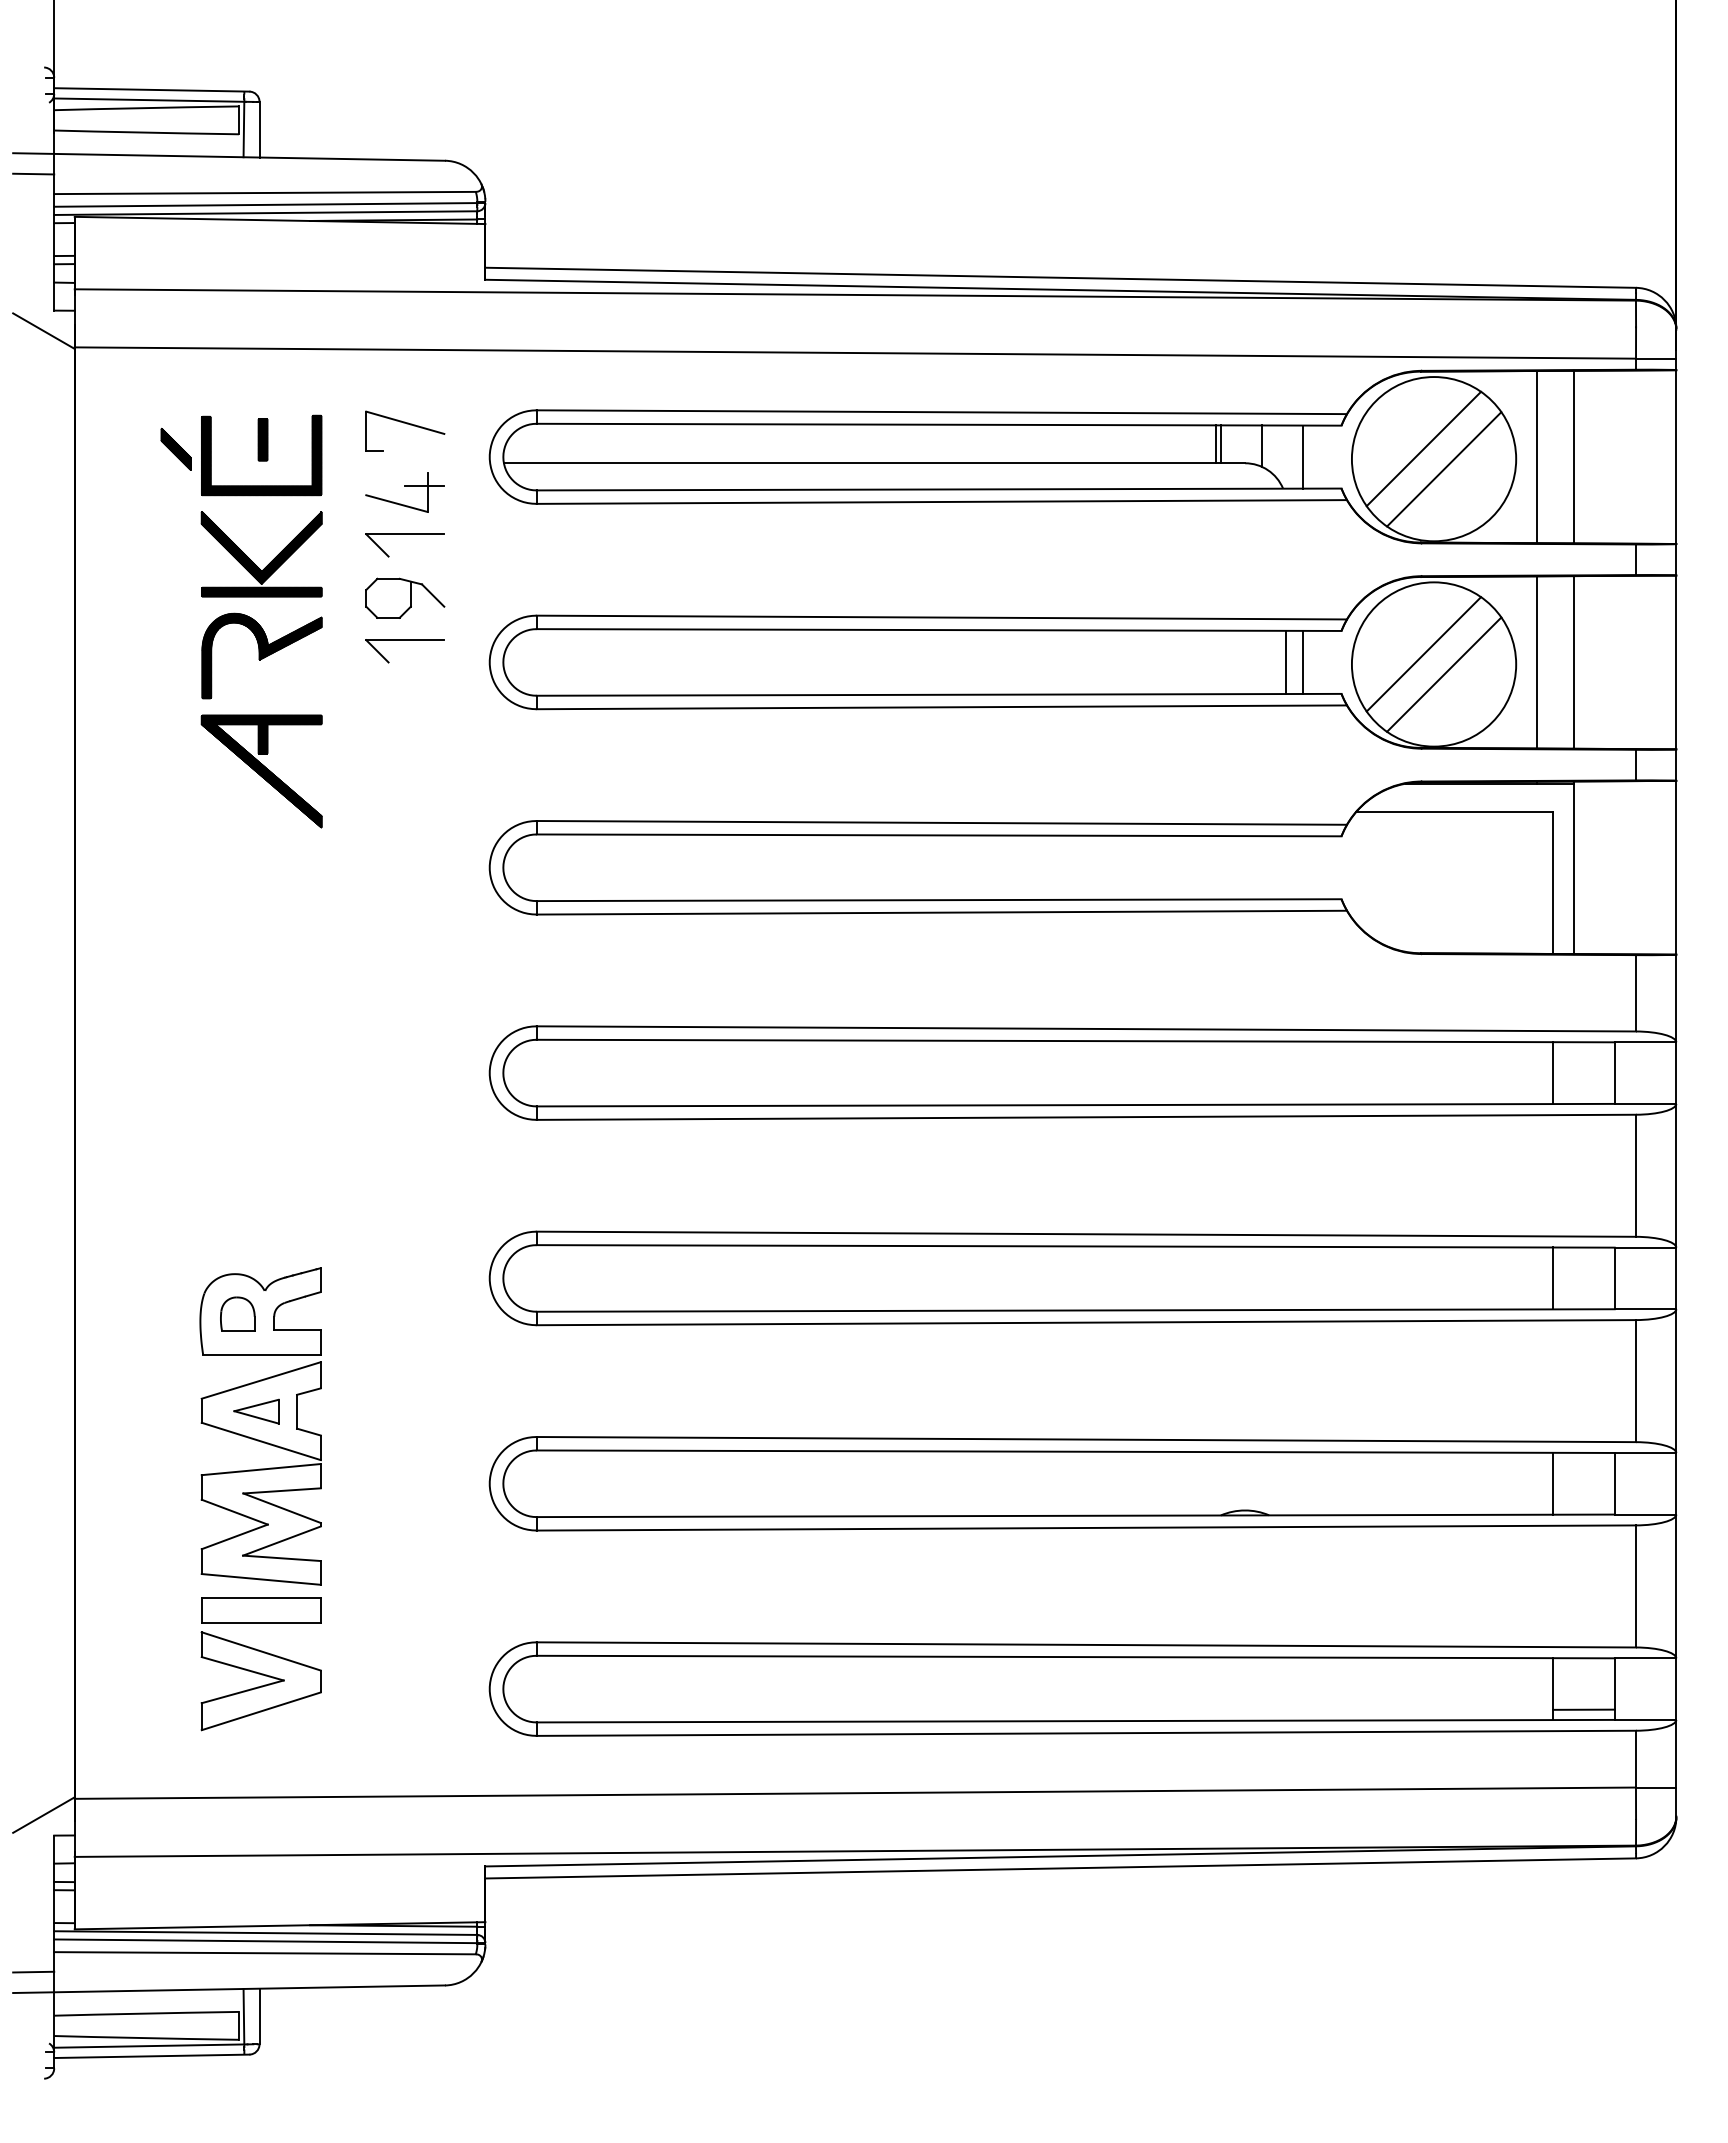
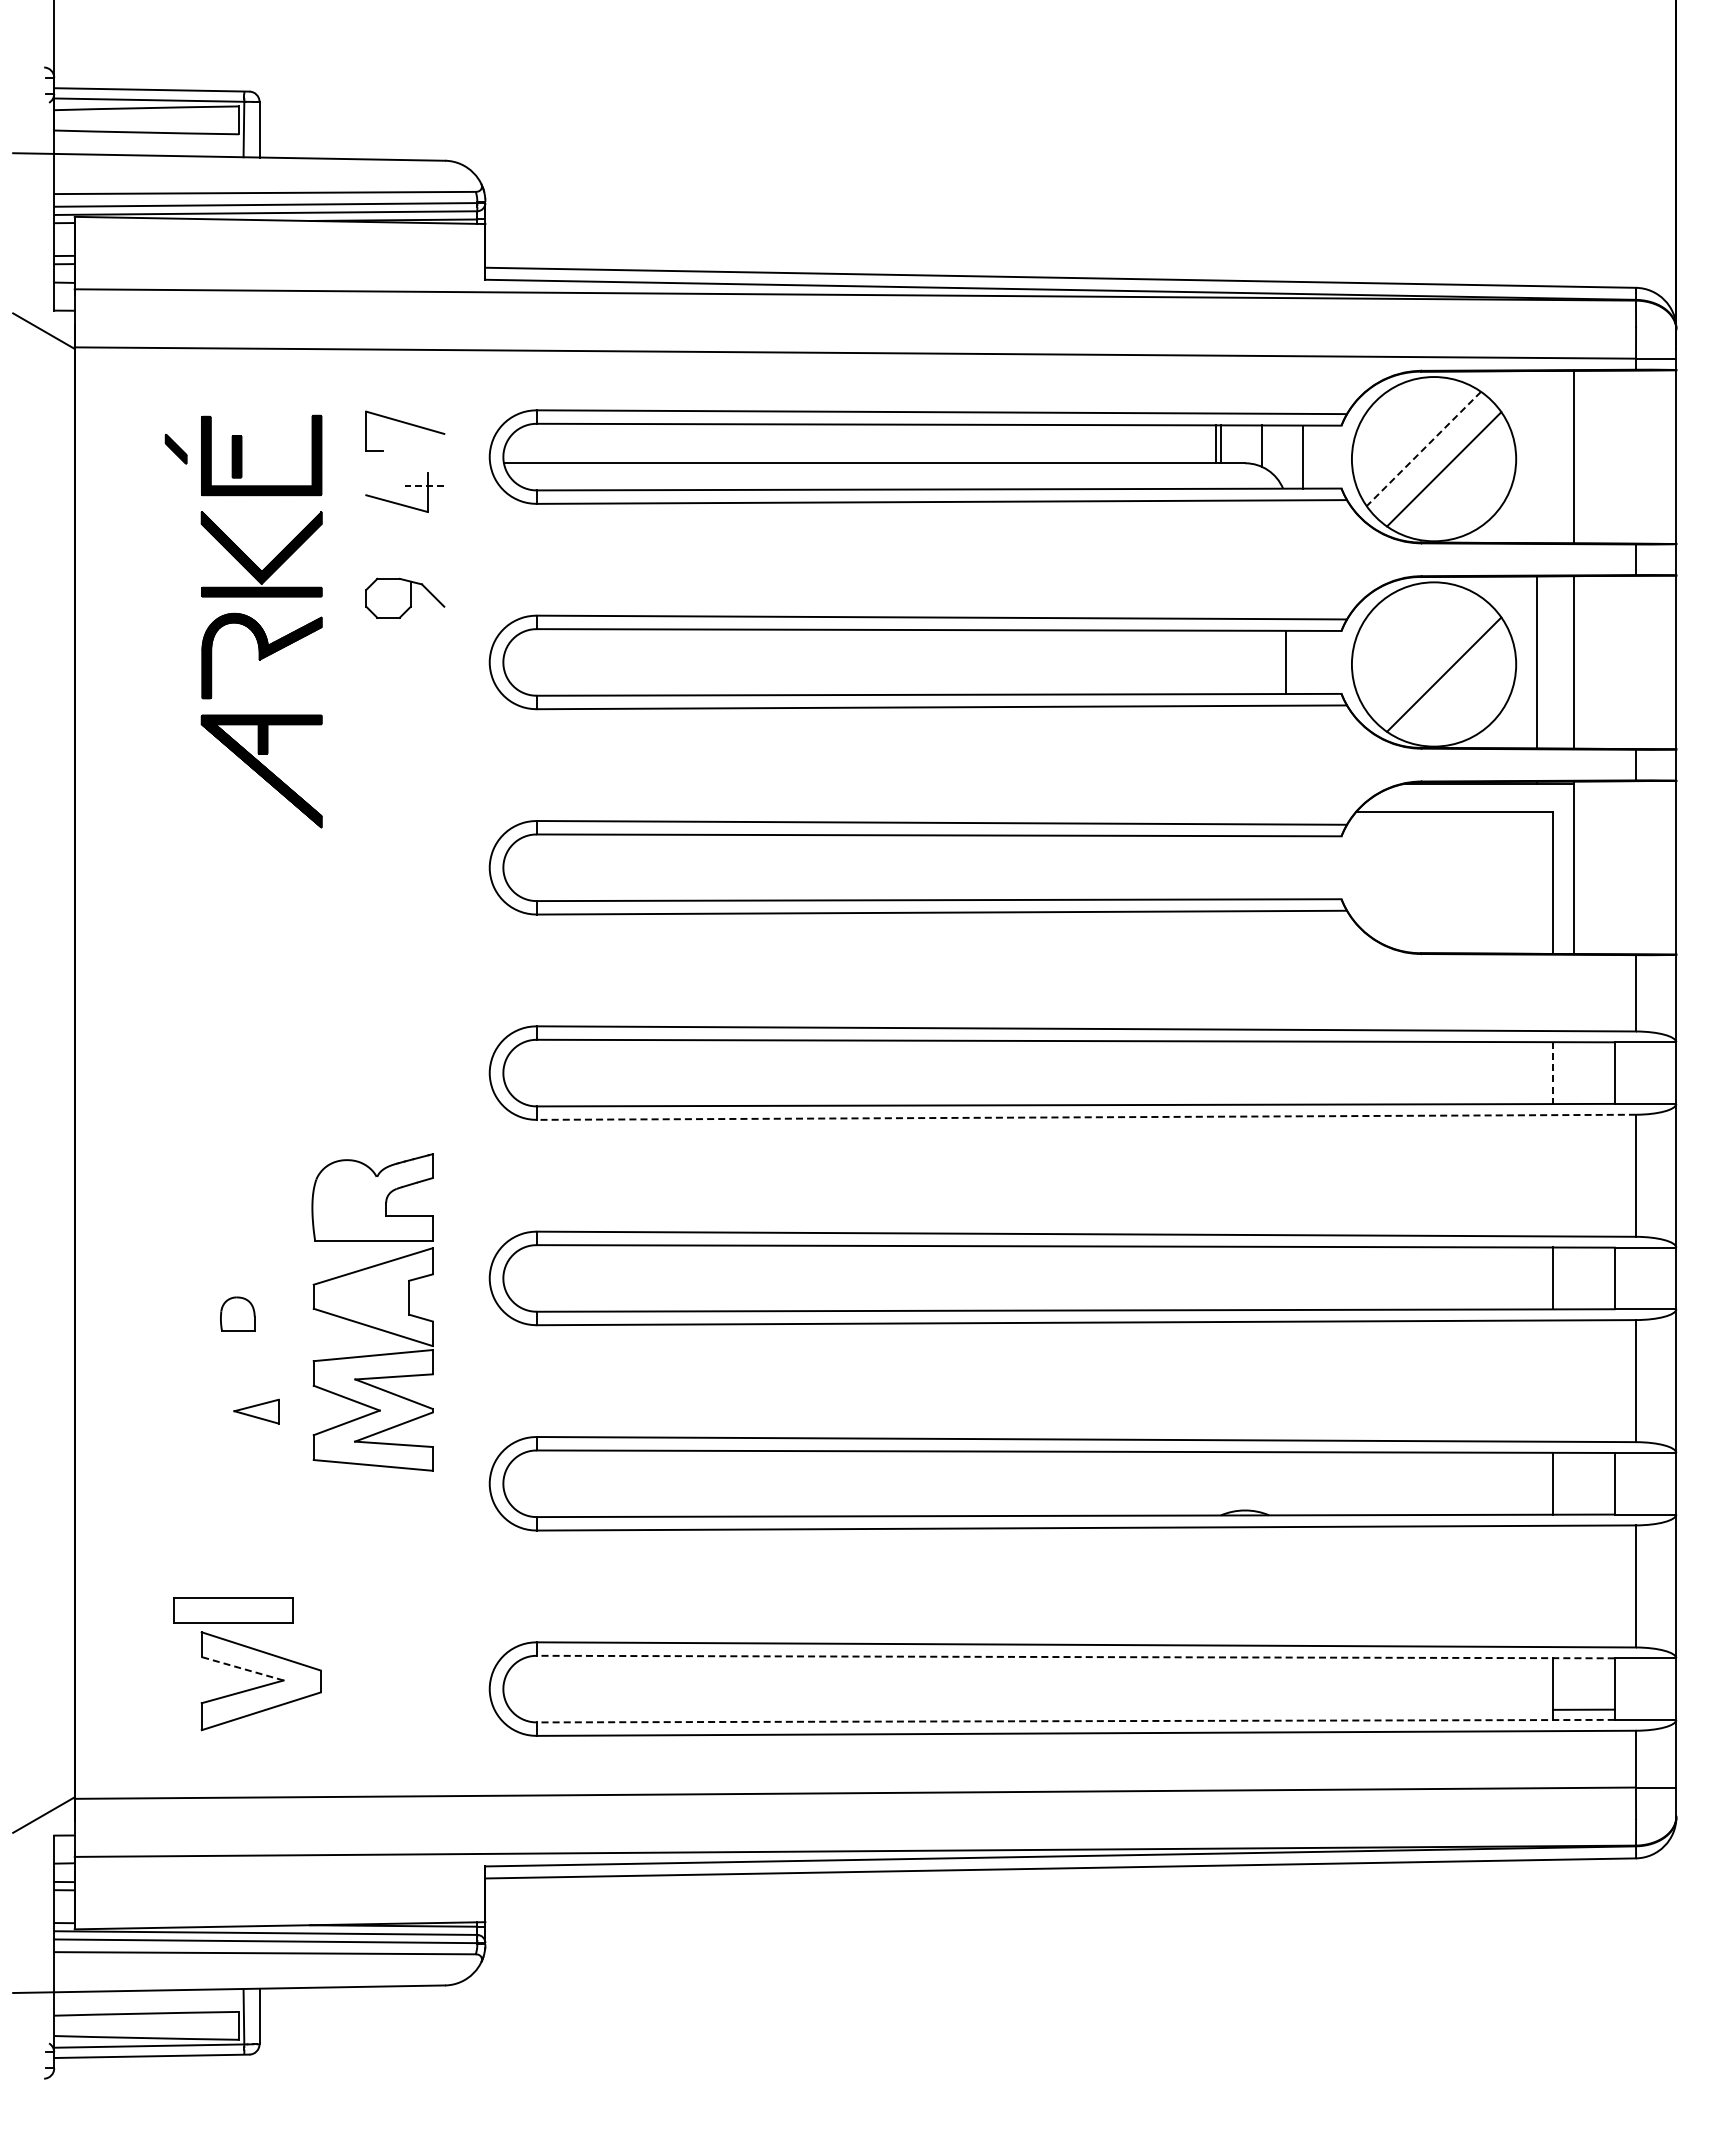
line: present -> none (33, 173)
part position: (262, 439) -> (236, 456) (236, 456)
part size: 32x44 px -> 24x31 px (175, 449)
line: solid -> dashed (1423, 449)
line: present -> none (1536, 456)
line: solid -> dashed (424, 485)
part: present -> none (404, 534)
part: present -> none (404, 640)
line: present -> none (1423, 654)
line: present -> none (1302, 661)
line: solid -> dashed (1553, 1073)
line: solid -> dashed (1086, 1117)
part position: (260, 1426) -> (372, 1312) (372, 1312)
part position: (261, 1610) -> (233, 1610) (233, 1610)
line: solid -> dashed (1075, 1657)
line: solid -> dashed (242, 1668)
line: solid -> dashed (1075, 1721)
line: present -> none (33, 1971)
